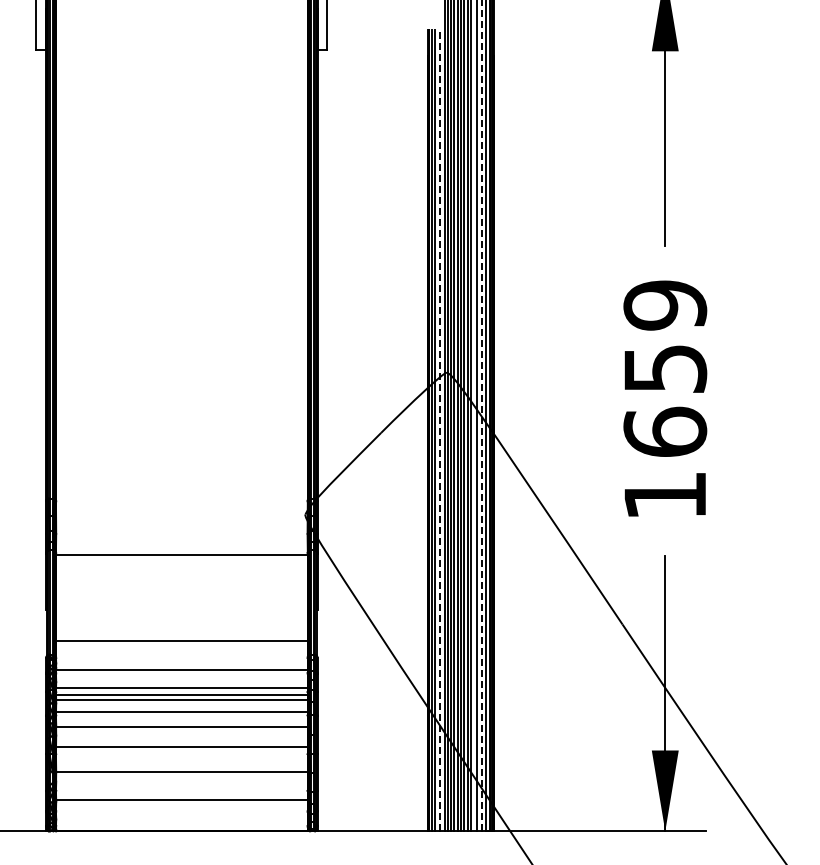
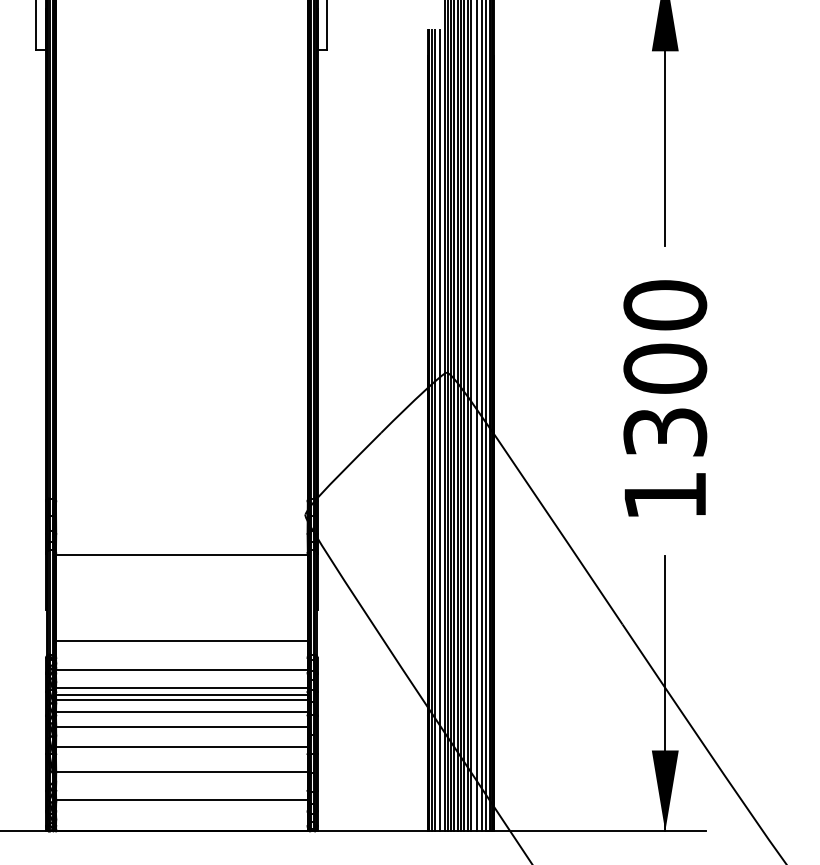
text: 1659 -> 1300 (665, 368)
line: dashed -> solid (481, 415)
line: dashed -> solid (439, 430)
